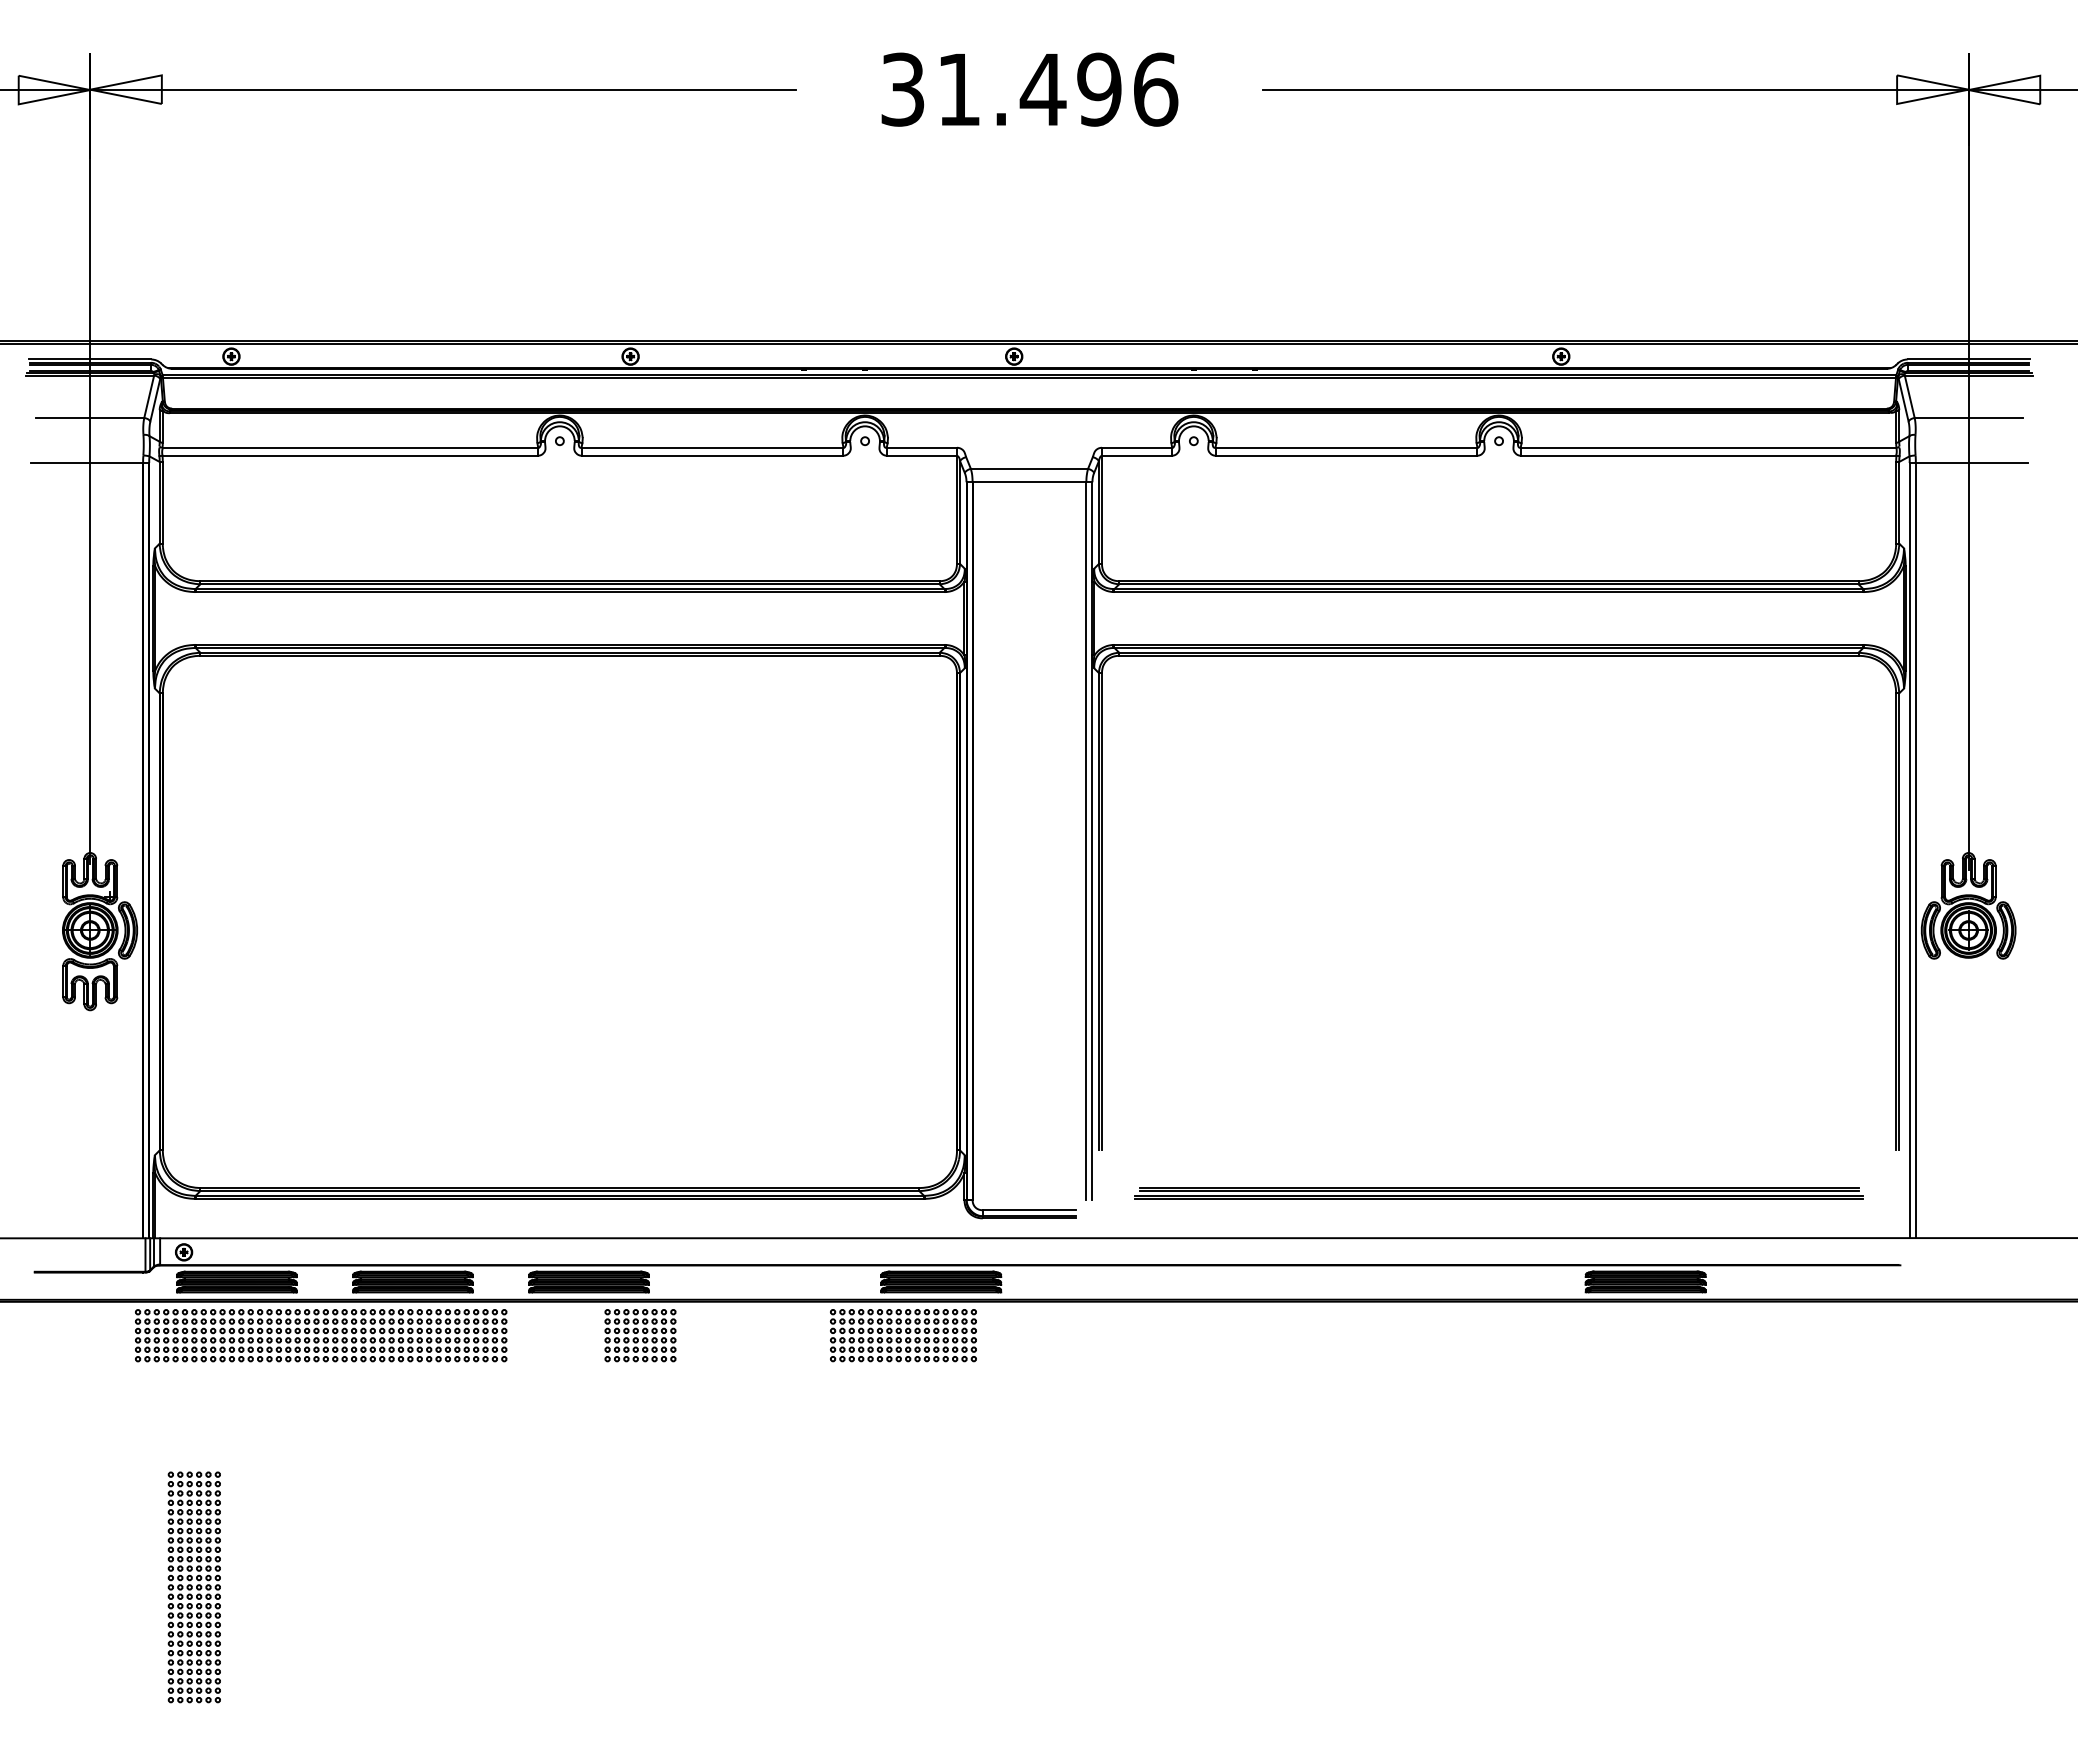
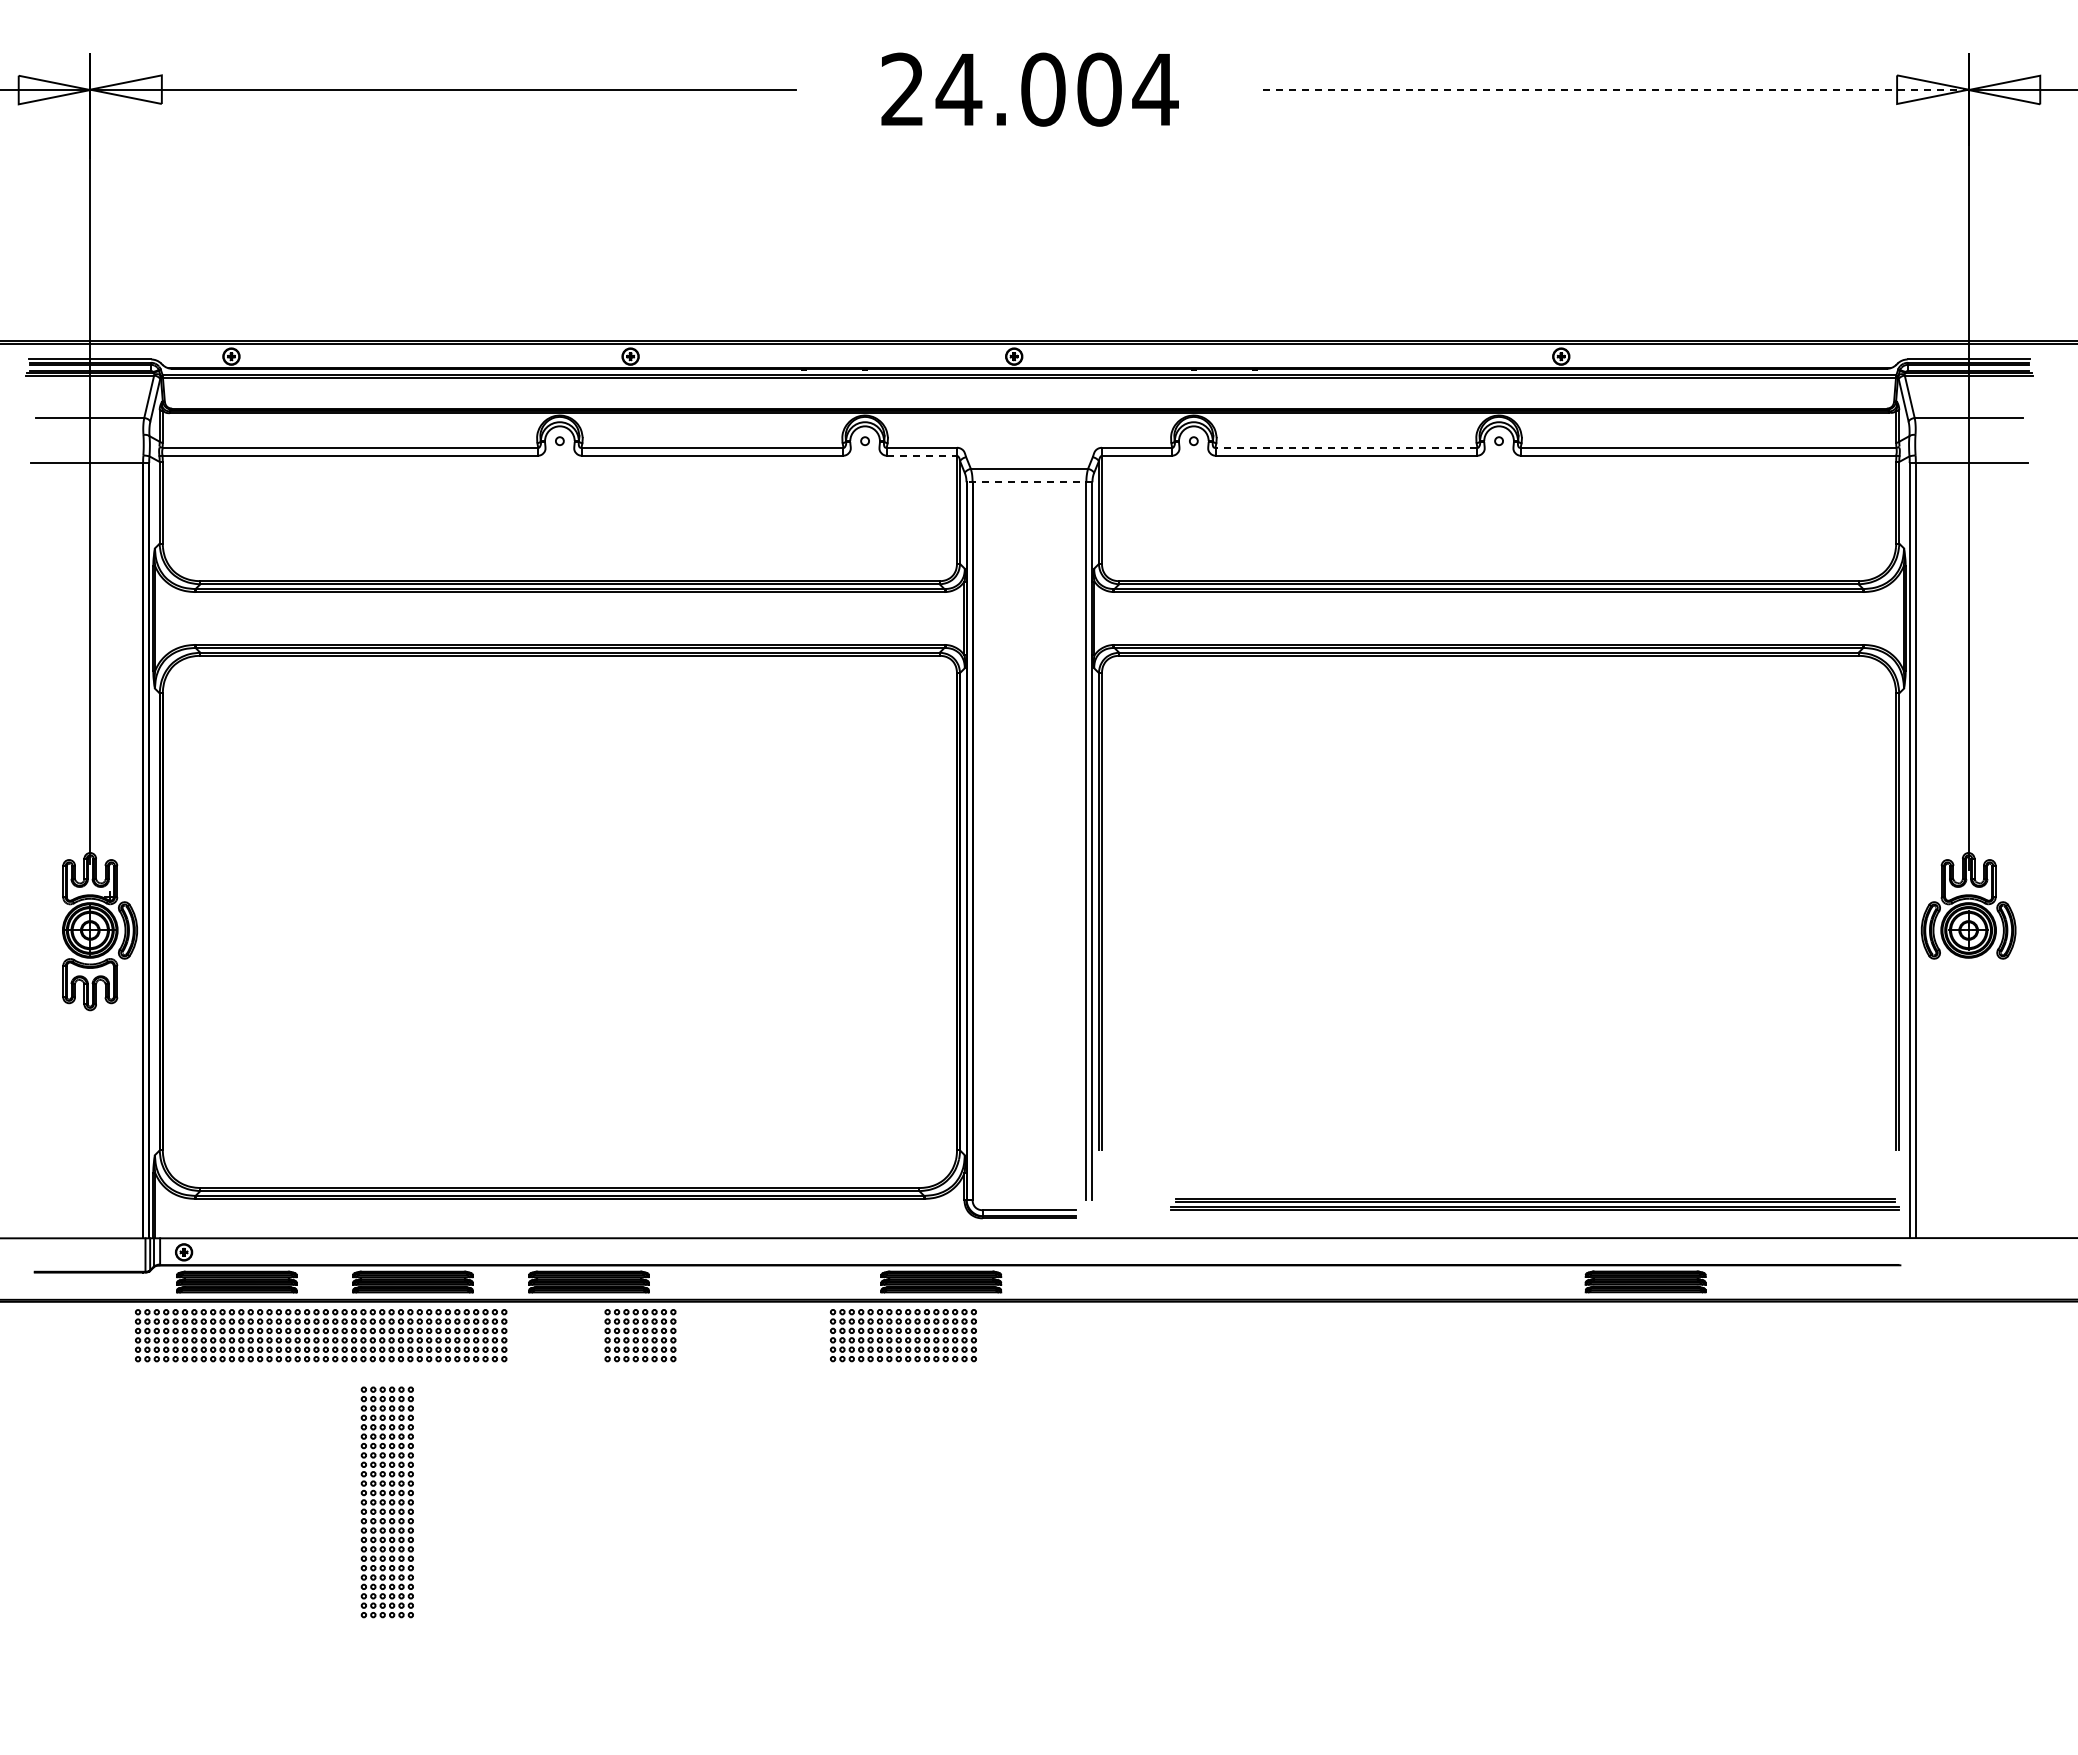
text: 31.496 -> 24.004 (1029, 89)
line: solid -> dashed (1615, 89)
line: solid -> dashed (1346, 447)
line: solid -> dashed (922, 455)
line: solid -> dashed (1029, 482)
part position: (1498, 1193) -> (1534, 1204) (1534, 1204)
part position: (193, 1587) -> (386, 1502) (386, 1502)
